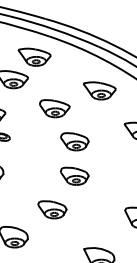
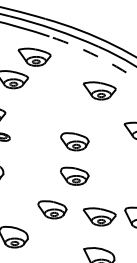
arc: solid -> dashed (93, 54)
part: present -> none (54, 108)
part: none -> present (99, 216)
